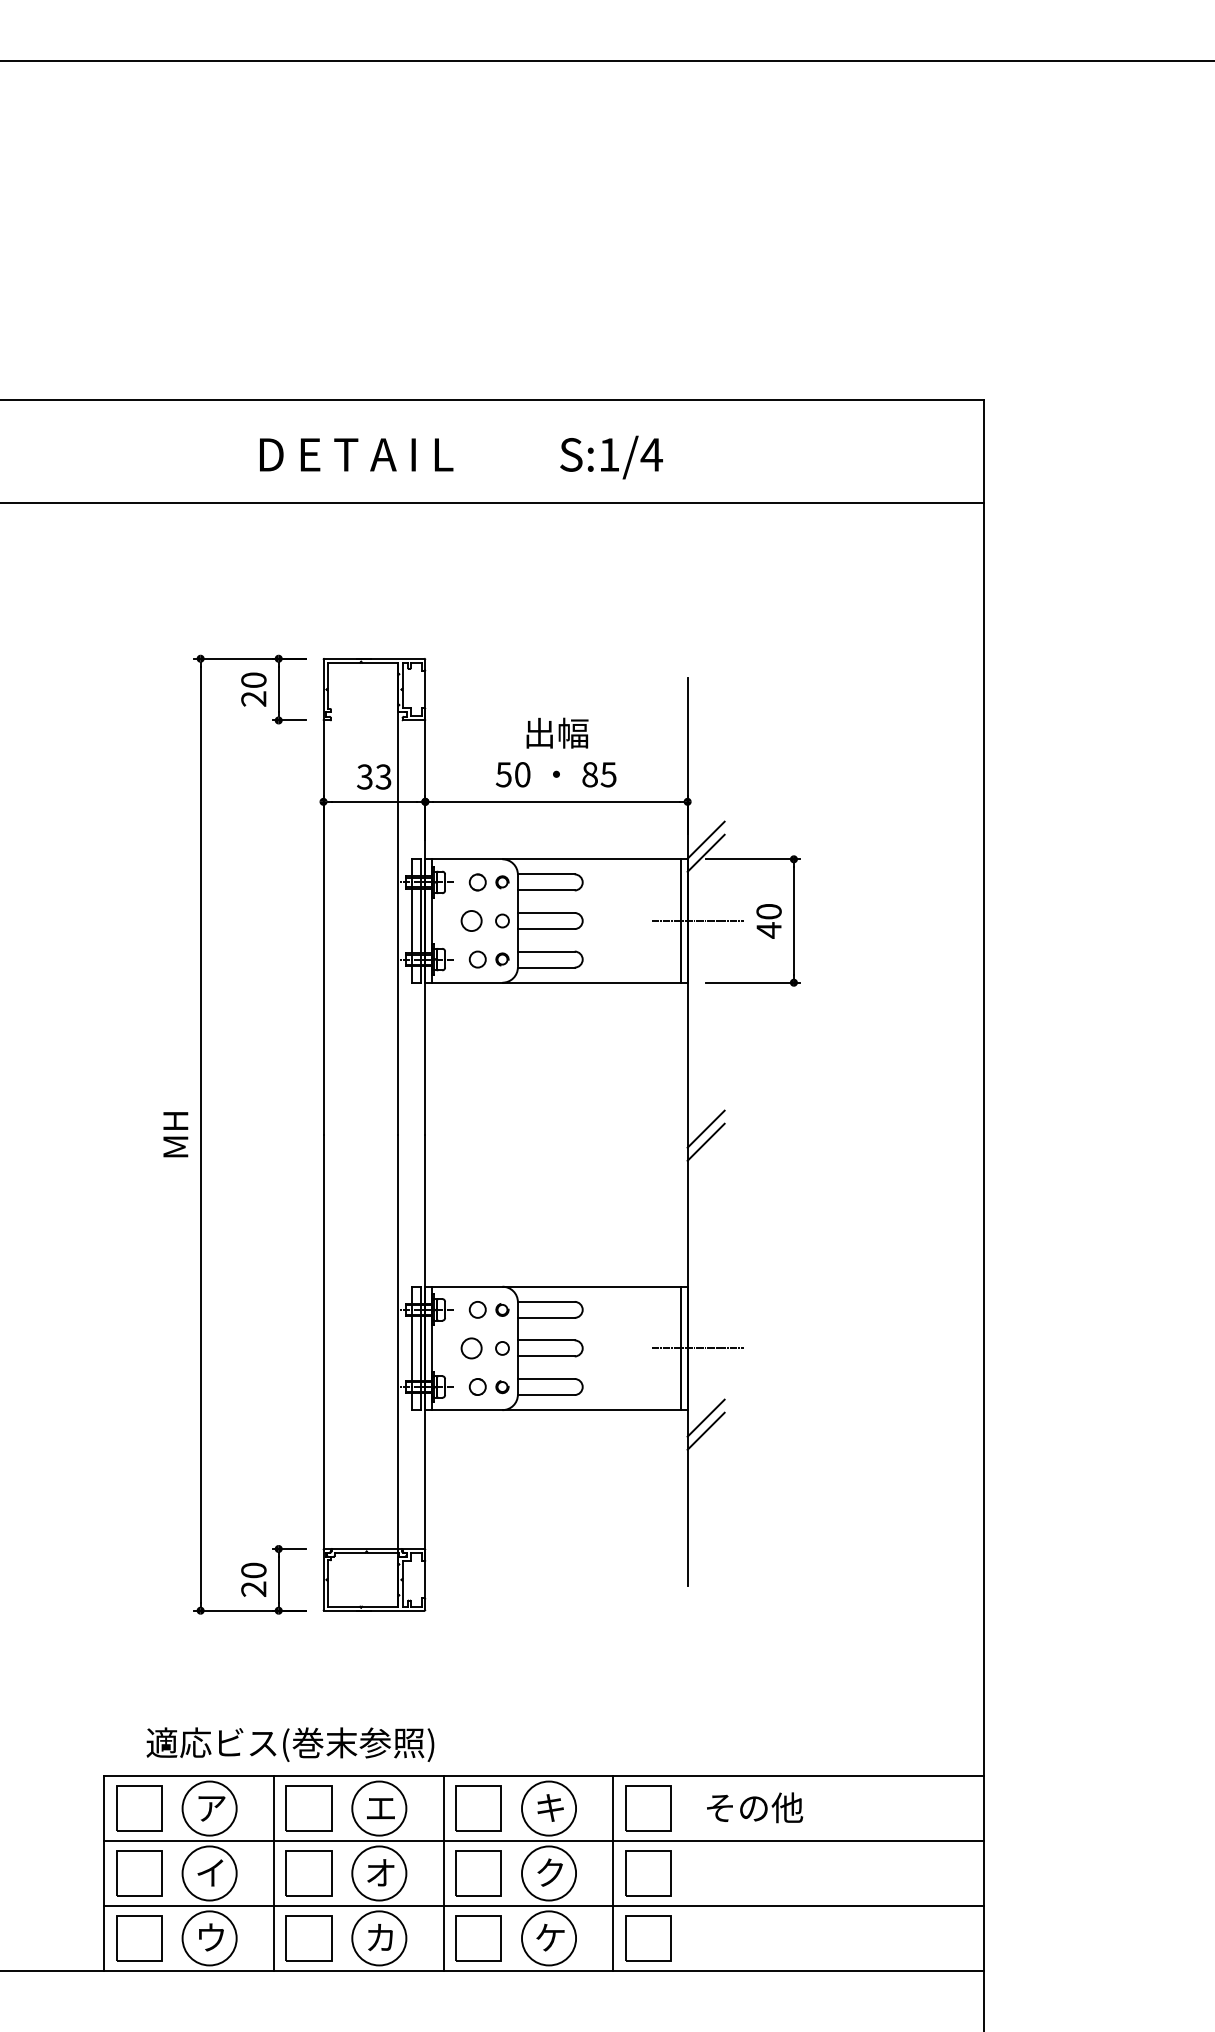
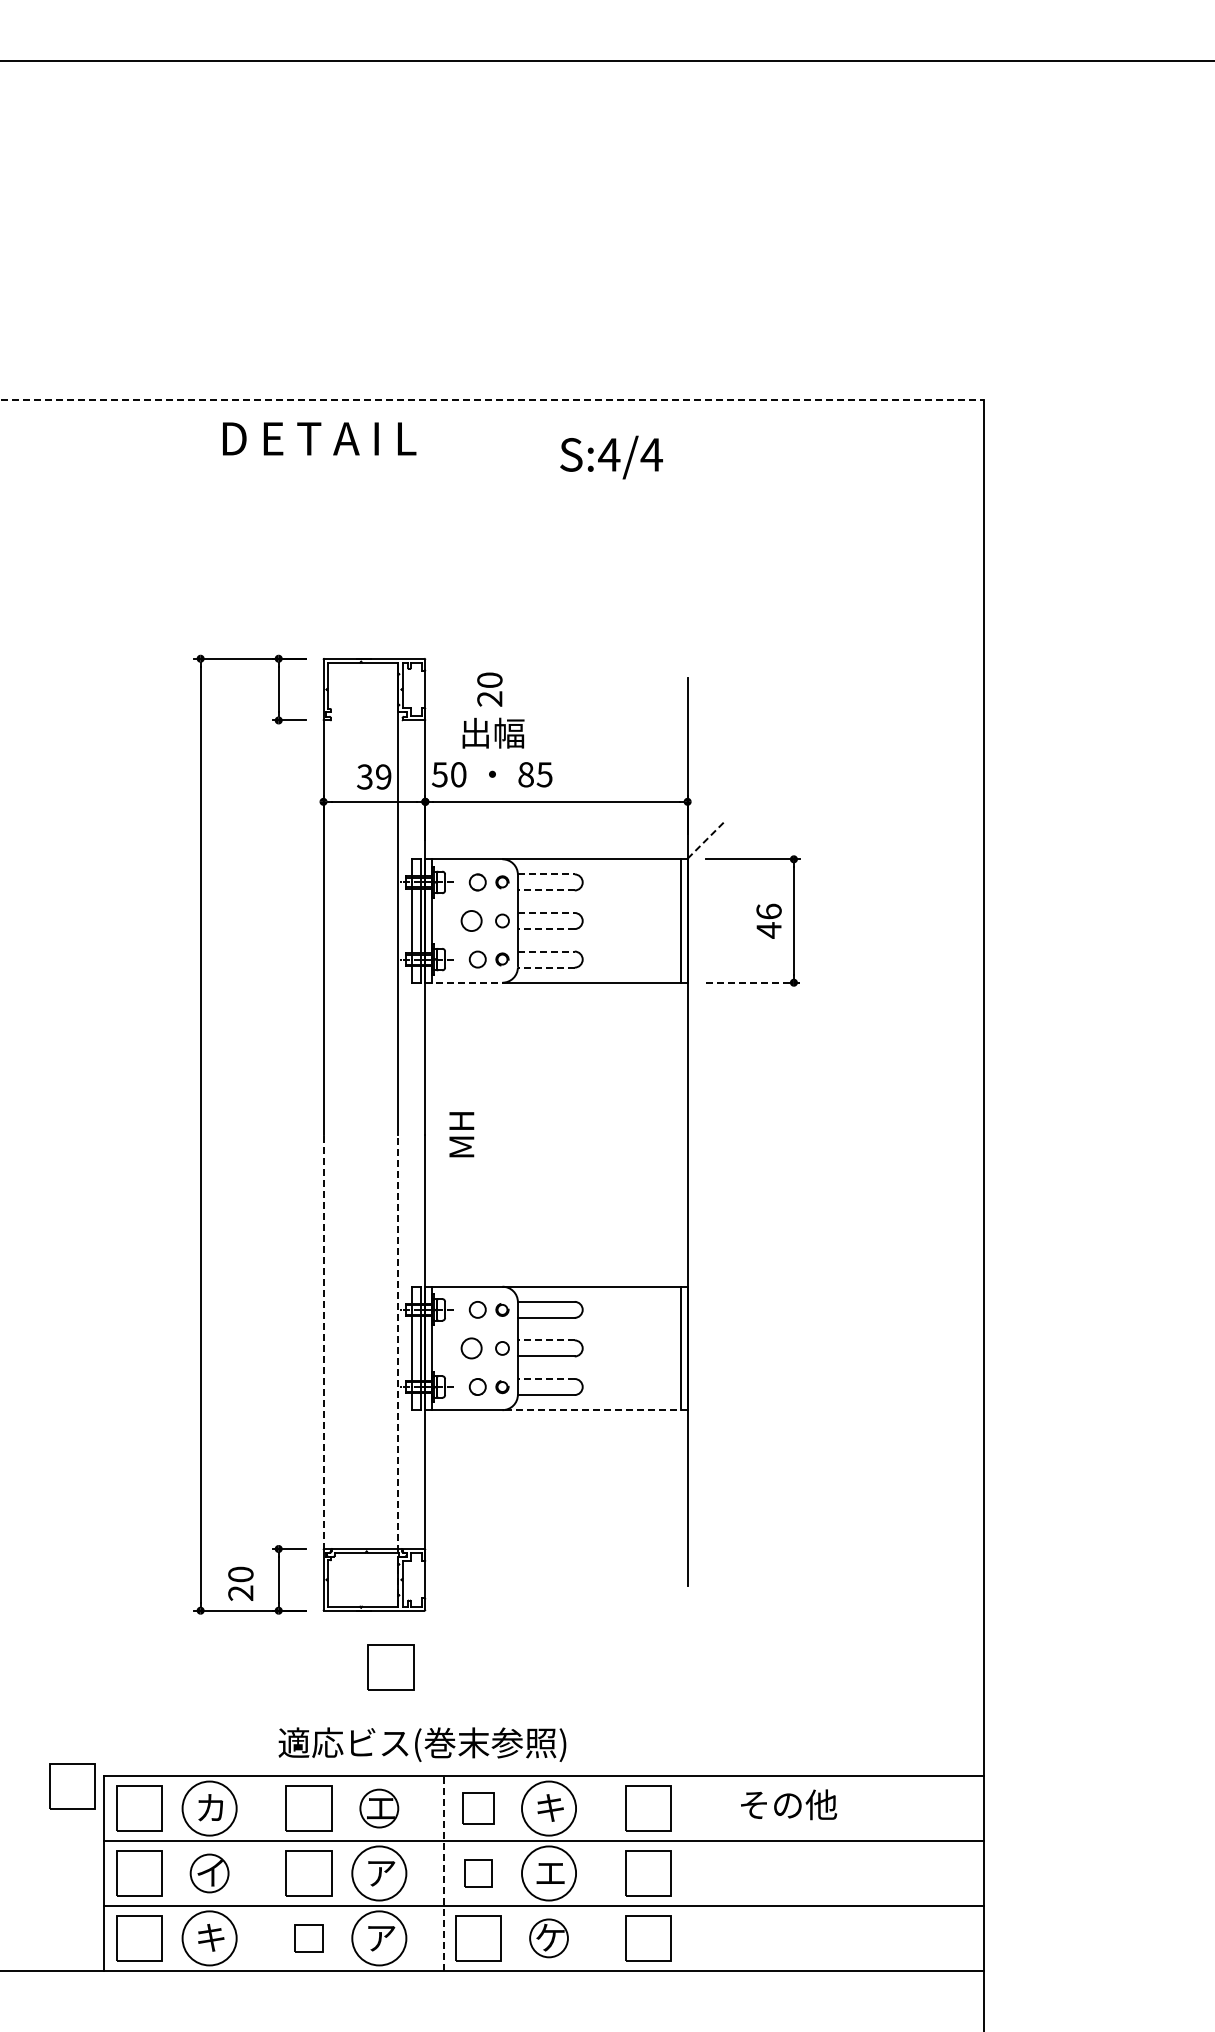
line: solid -> dashed (492, 400)
text position: (356, 454) -> (319, 438) (319, 438)
text: S:1/4 -> S:4/4 (609, 454)
line: present -> none (492, 503)
text position: (253, 689) -> (489, 689) (489, 689)
text position: (555, 752) -> (491, 752) (491, 752)
text: 33 -> 39 (383, 776)
line: solid -> dashed (706, 839)
line: present -> none (705, 852)
line: solid -> dashed (546, 874)
line: solid -> dashed (545, 890)
text: 40 -> 46 (768, 911)
line: solid -> dashed (546, 913)
line: present -> none (697, 921)
line: solid -> dashed (545, 929)
line: solid -> dashed (546, 951)
line: solid -> dashed (545, 967)
line: solid -> dashed (463, 982)
line: solid -> dashed (753, 982)
line: present -> none (705, 1128)
text position: (175, 1134) -> (461, 1134) (461, 1134)
line: present -> none (705, 1141)
line: solid -> dashed (545, 1340)
line: solid -> dashed (323, 1342)
line: present -> none (697, 1348)
line: solid -> dashed (398, 1370)
line: solid -> dashed (545, 1378)
line: solid -> dashed (595, 1410)
line: present -> none (705, 1417)
line: present -> none (705, 1430)
text position: (253, 1579) -> (240, 1583) (240, 1583)
part: none -> present (390, 1667)
text position: (290, 1744) -> (422, 1744) (422, 1744)
part: none -> present (72, 1786)
text: ア -> カ (211, 1807)
text position: (755, 1807) -> (789, 1804) (789, 1804)
circle diameter: 54 px -> 38 px (379, 1808)
part size: 47x47 px -> 33x33 px (478, 1808)
text: オ -> ア (381, 1872)
line: solid -> dashed (443, 1872)
text: ク -> エ (550, 1872)
circle diameter: 54 px -> 38 px (209, 1873)
line: present -> none (273, 1873)
part size: 47x47 px -> 29x29 px (478, 1873)
line: present -> none (613, 1873)
text: ウ -> キ (211, 1937)
text: カ -> ア (381, 1937)
part size: 48x47 px -> 30x29 px (308, 1938)
circle diameter: 54 px -> 38 px (548, 1938)
